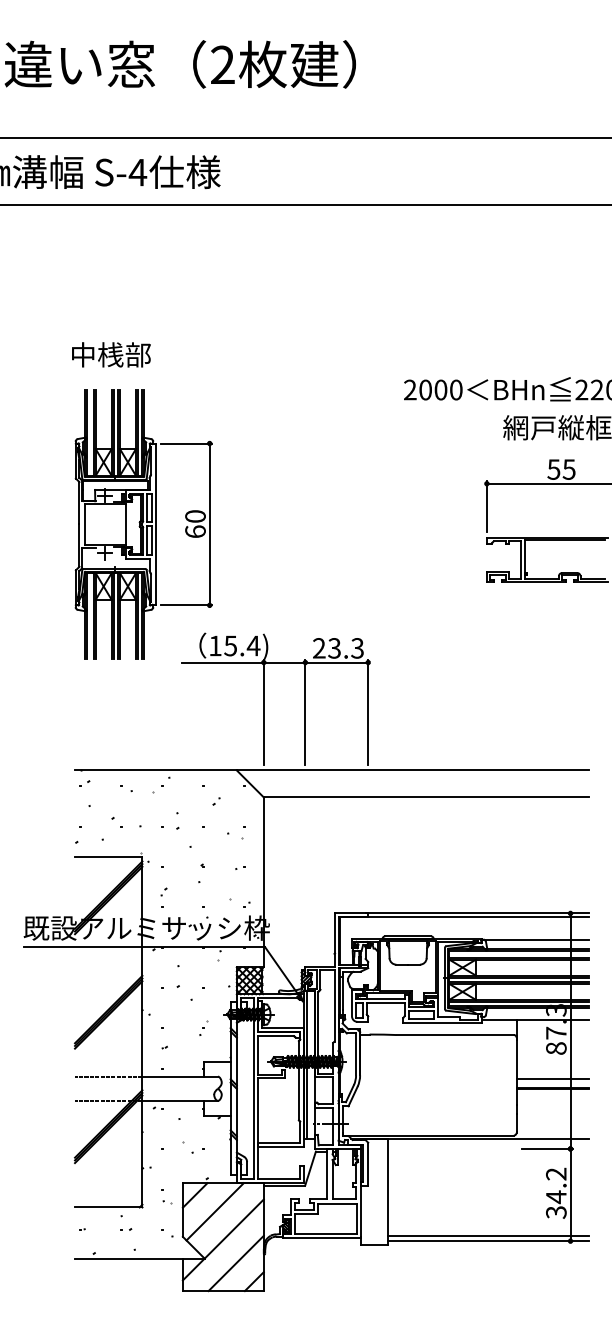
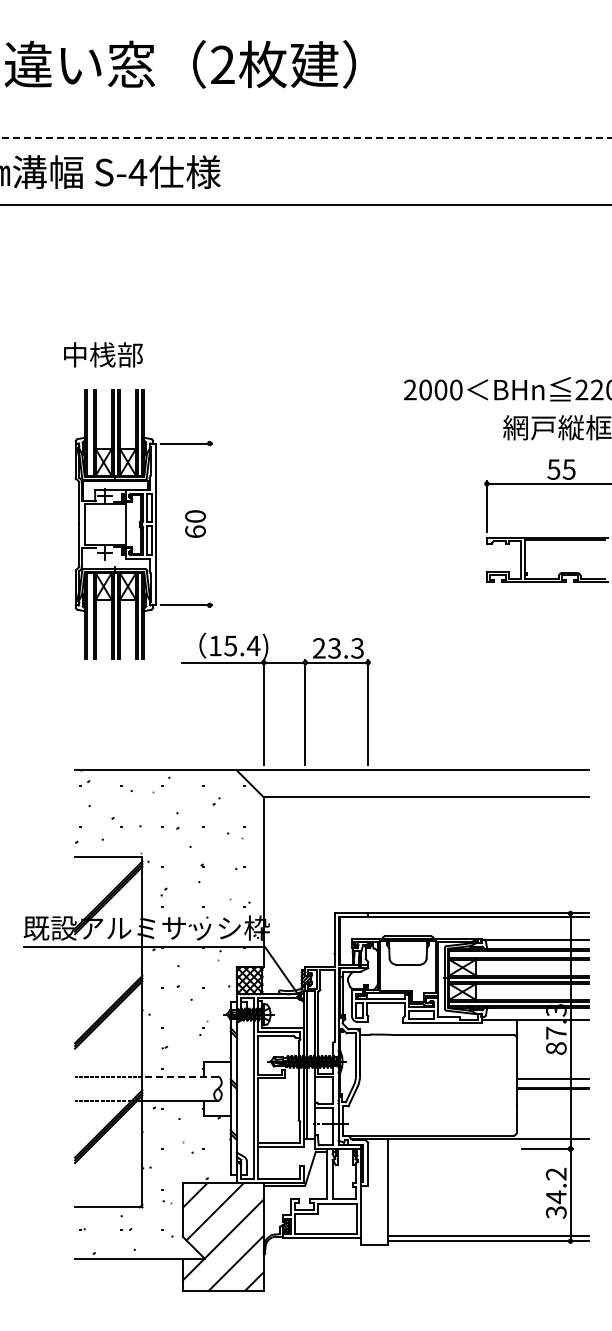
line: solid -> dashed (305, 137)
text position: (111, 354) -> (103, 354) (103, 354)
line: present -> none (209, 524)
line: solid -> dashed (180, 1076)
